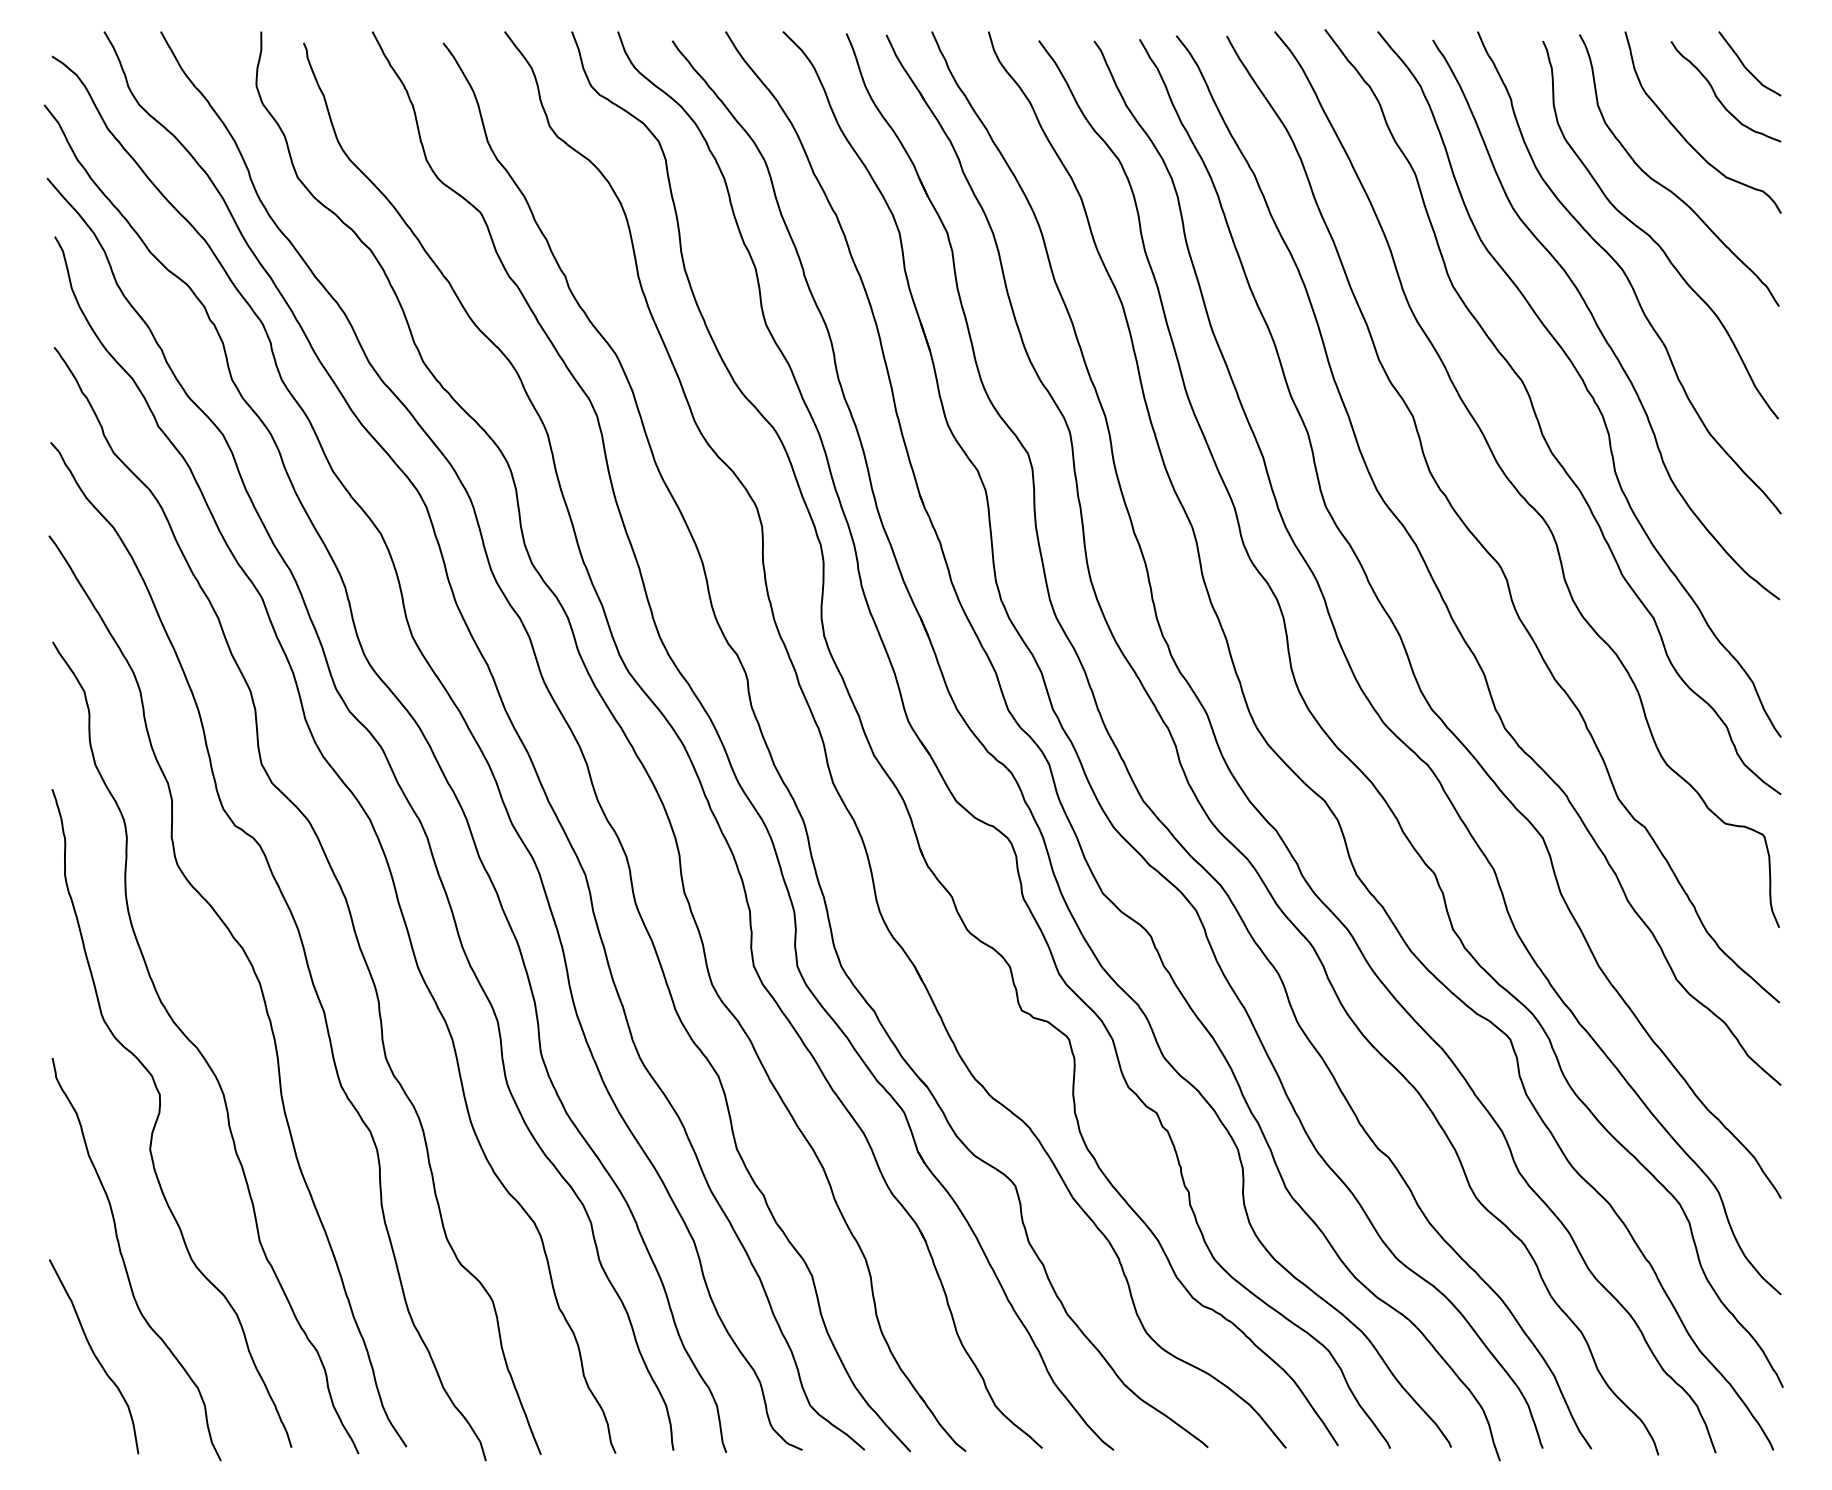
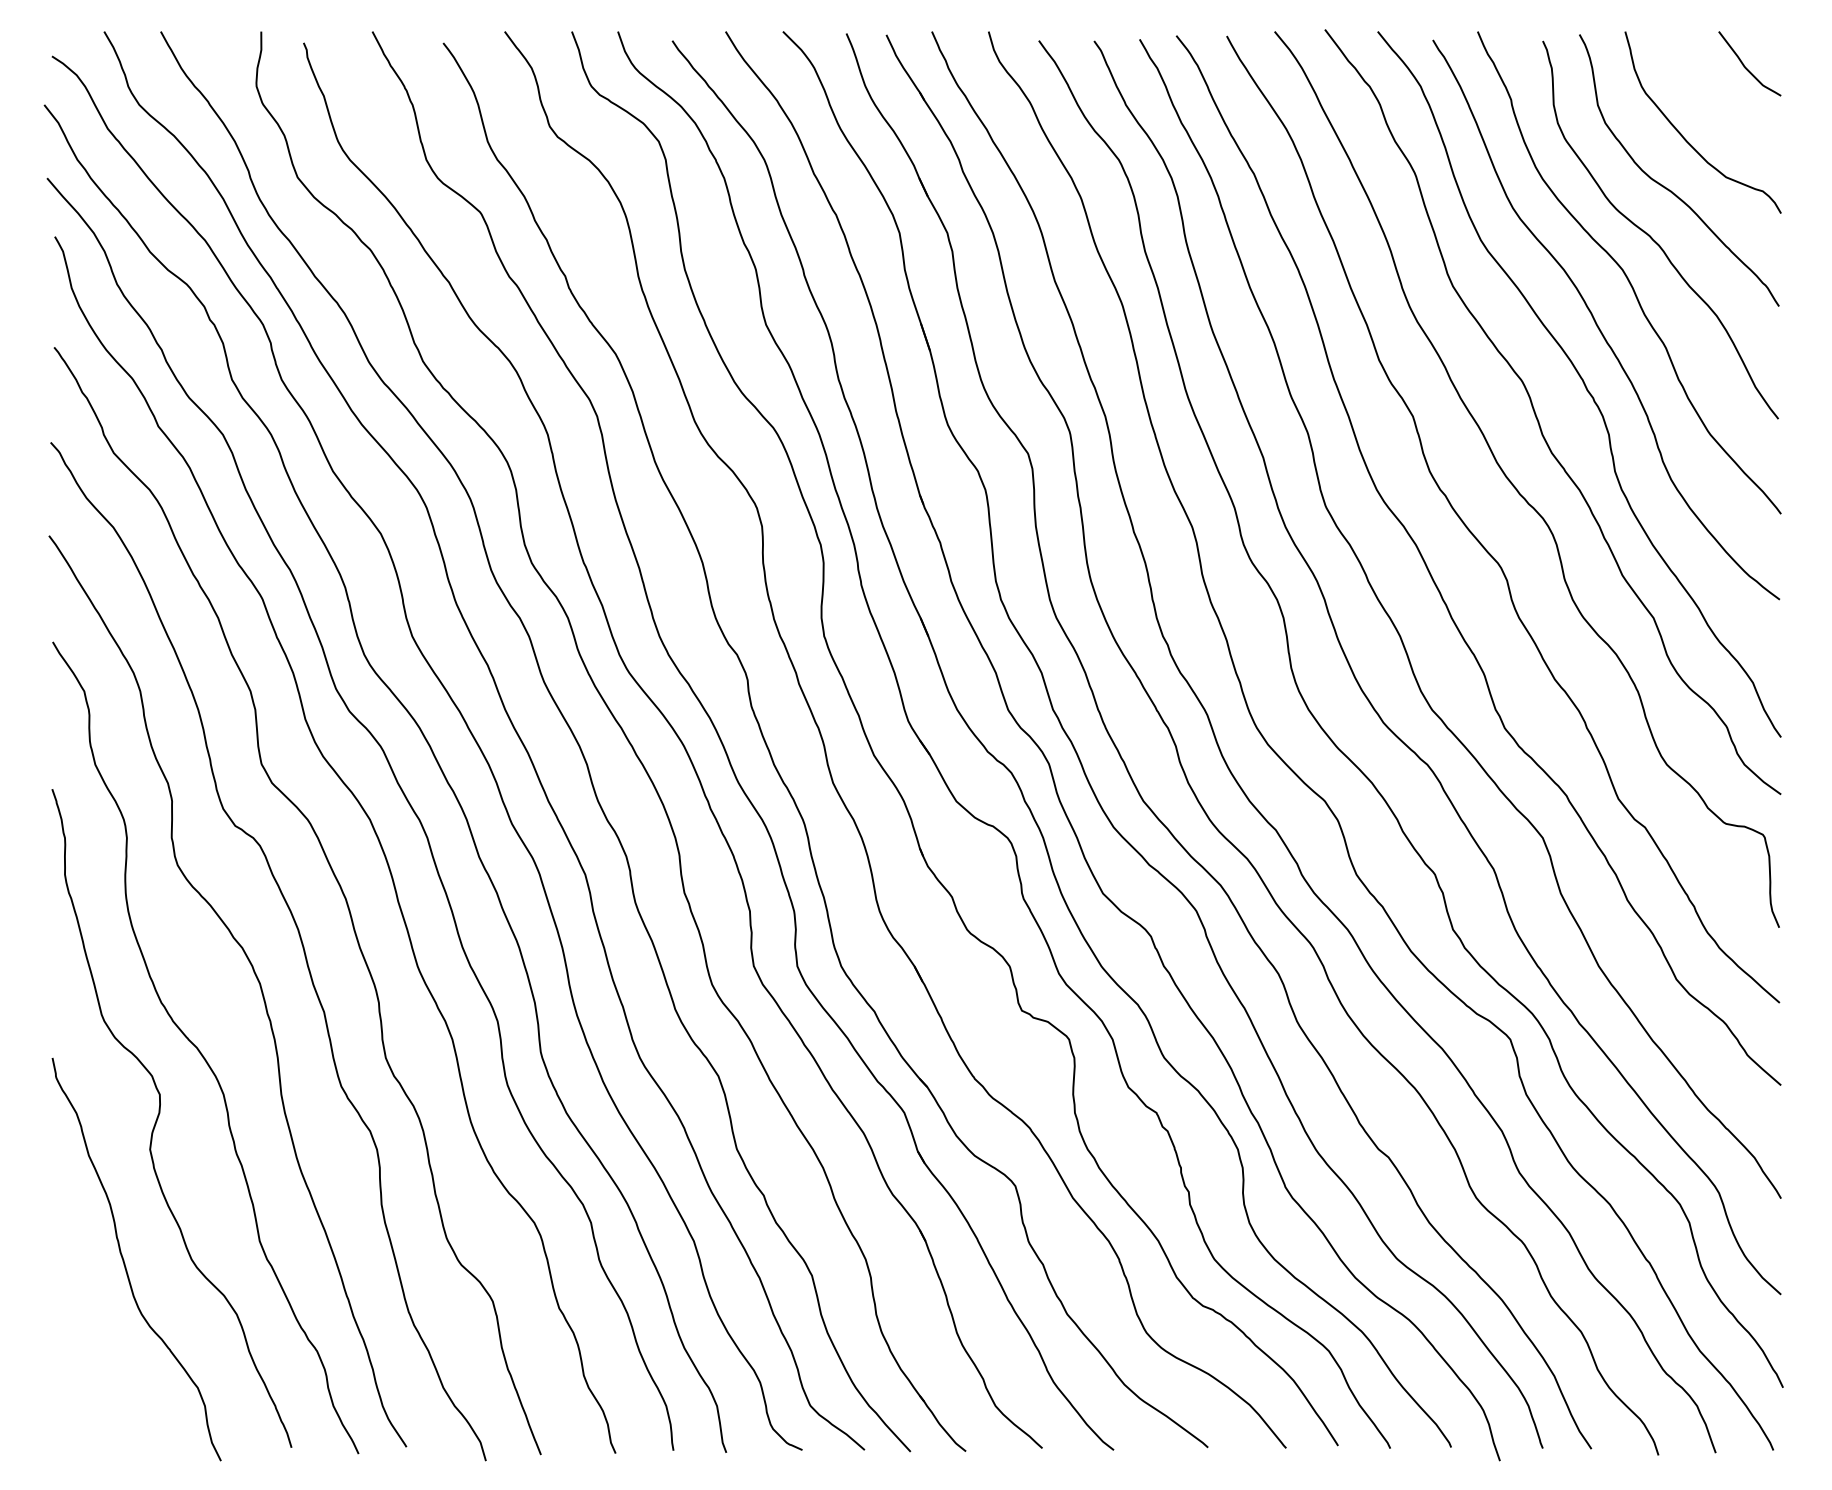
curve: present -> none (1718, 97)
curve: present -> none (94, 1356)
